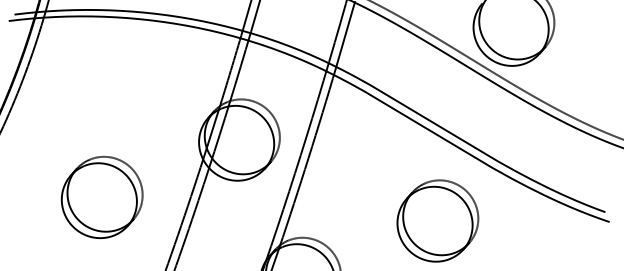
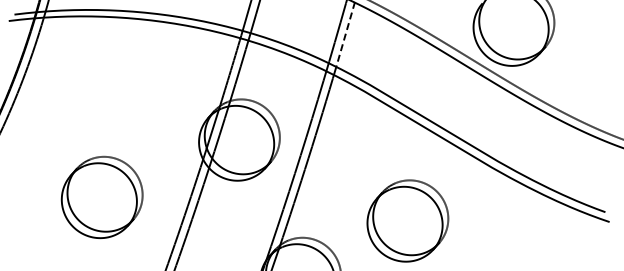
line: solid -> dashed (345, 34)
part position: (437, 220) -> (407, 220) (407, 220)
